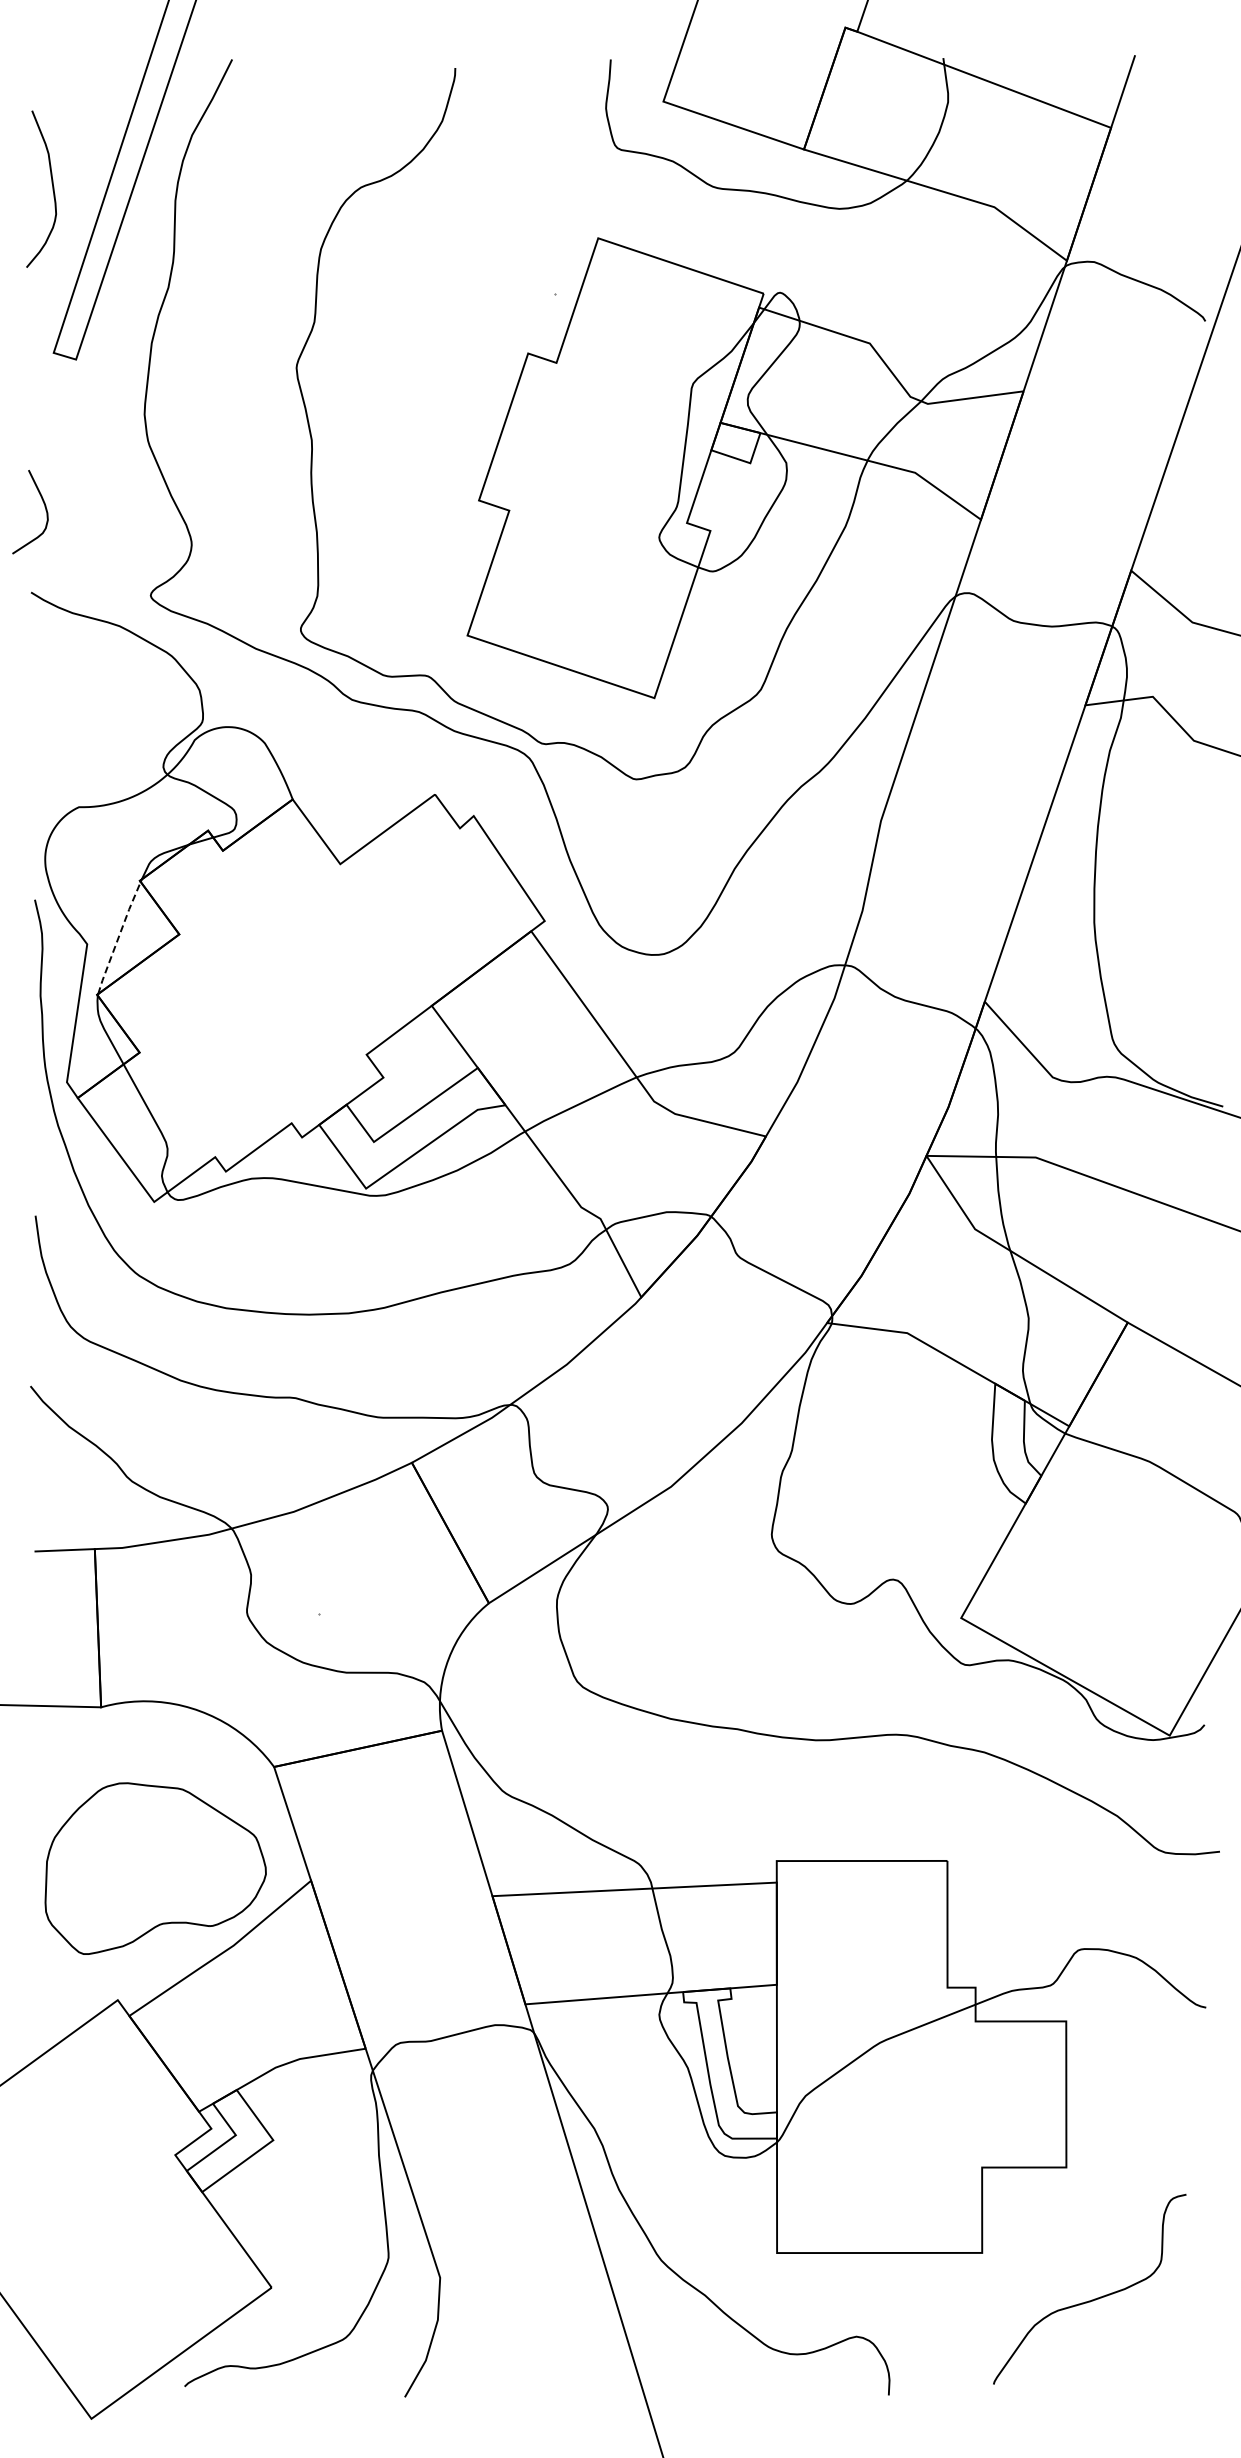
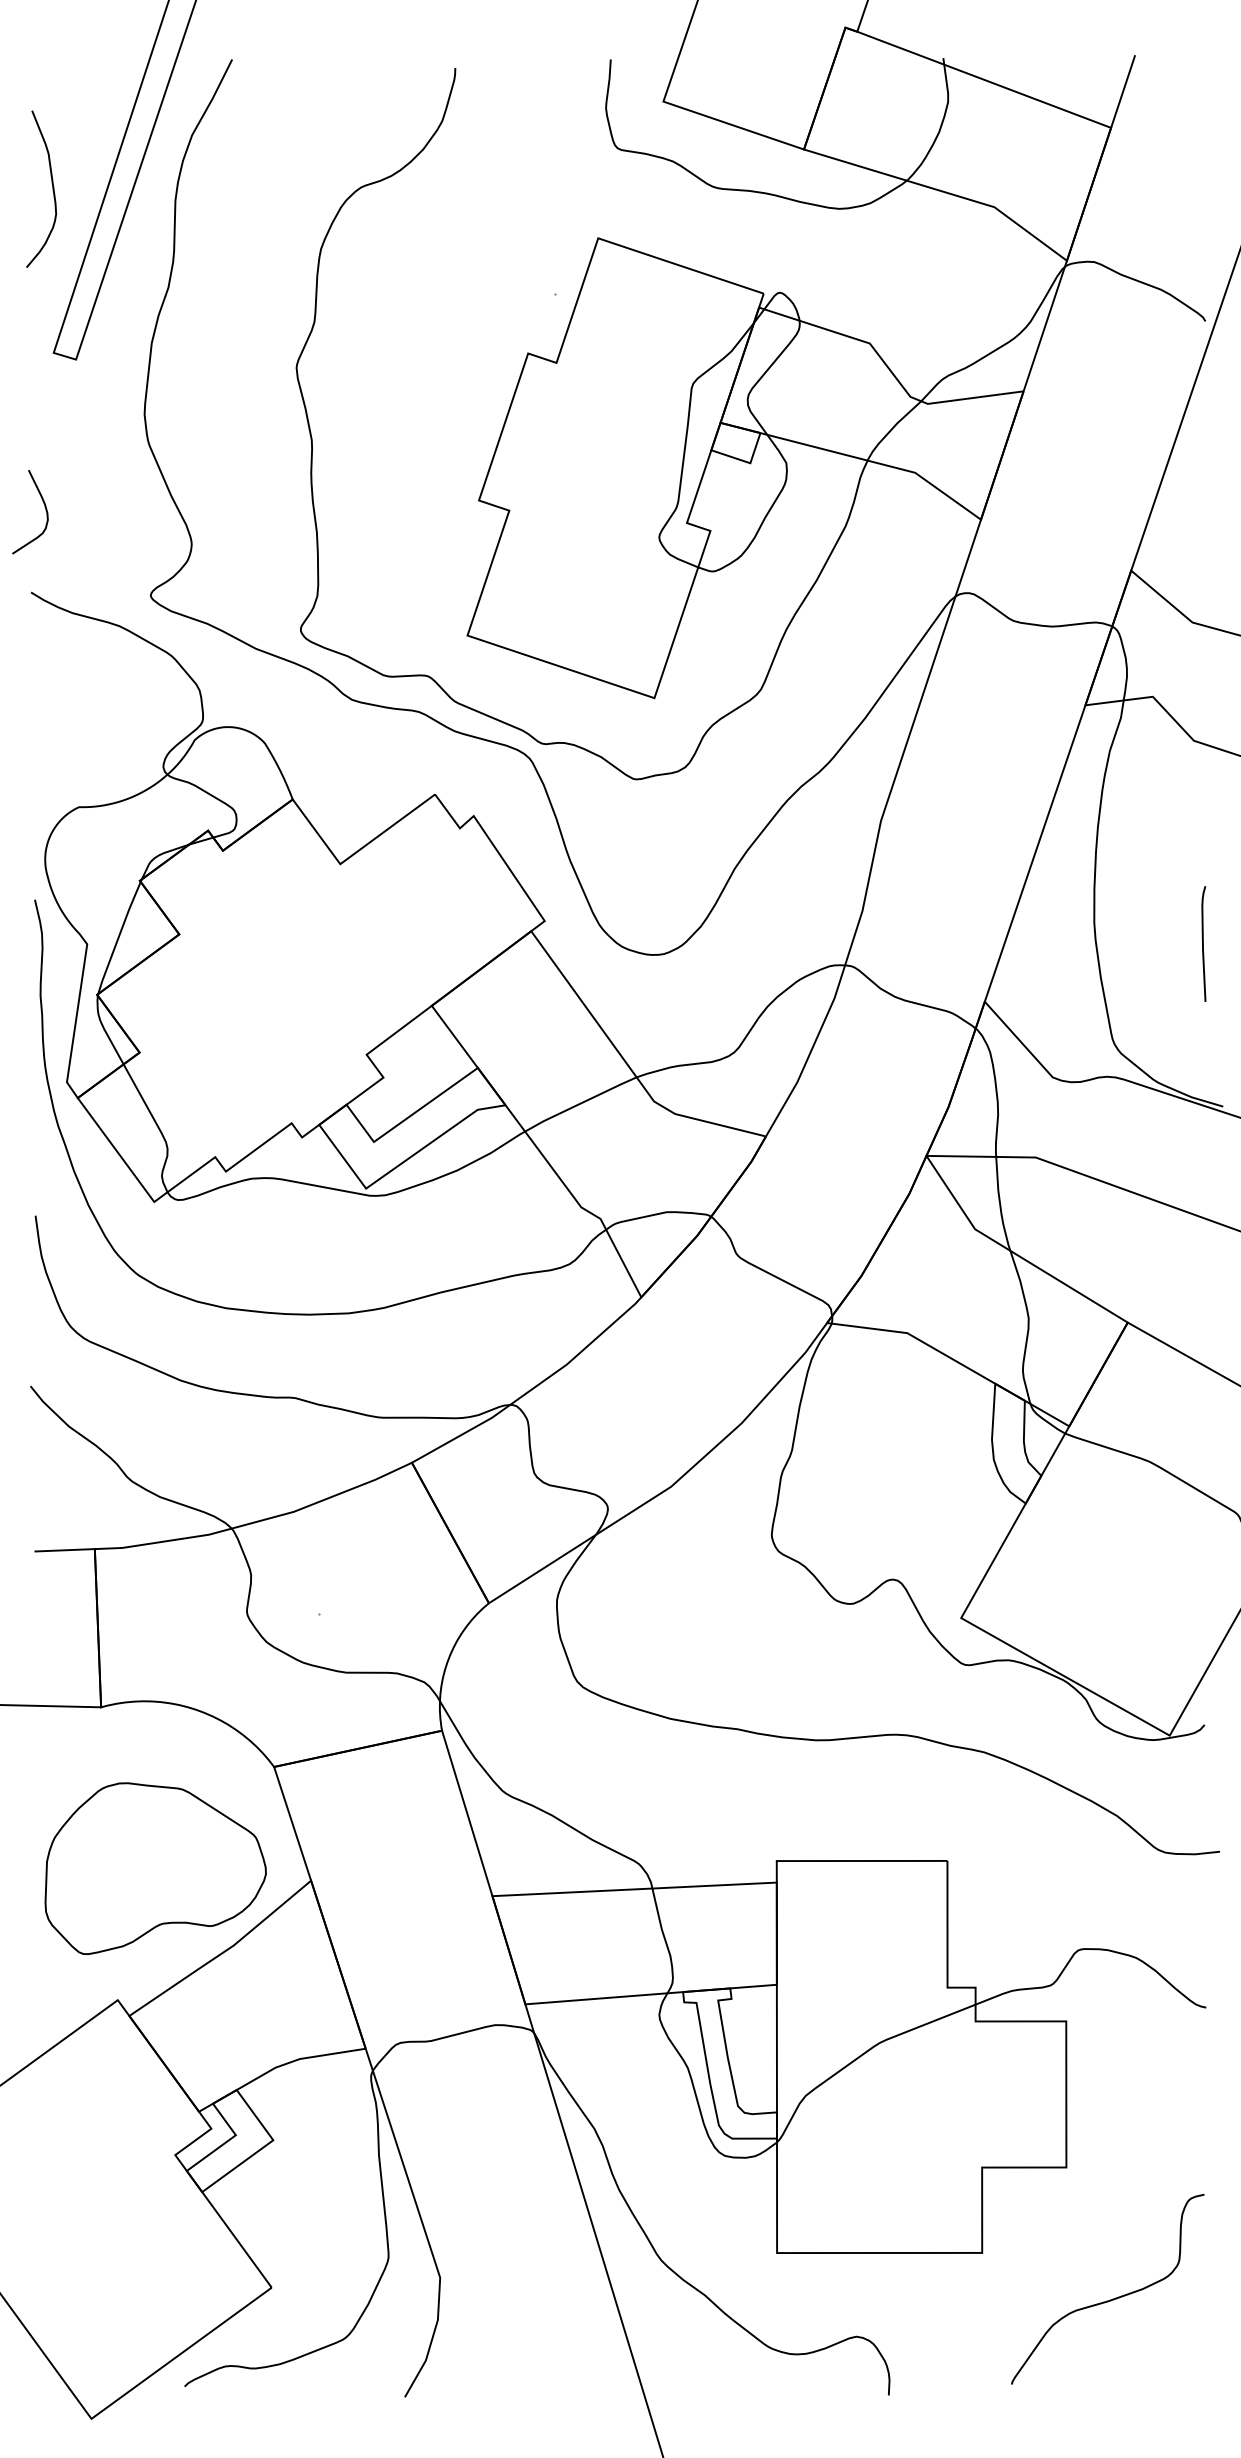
line: dashed -> solid (118, 937)
curve: none -> present (1203, 943)
curve position: (1094, 2298) -> (1112, 2298) (1112, 2298)
